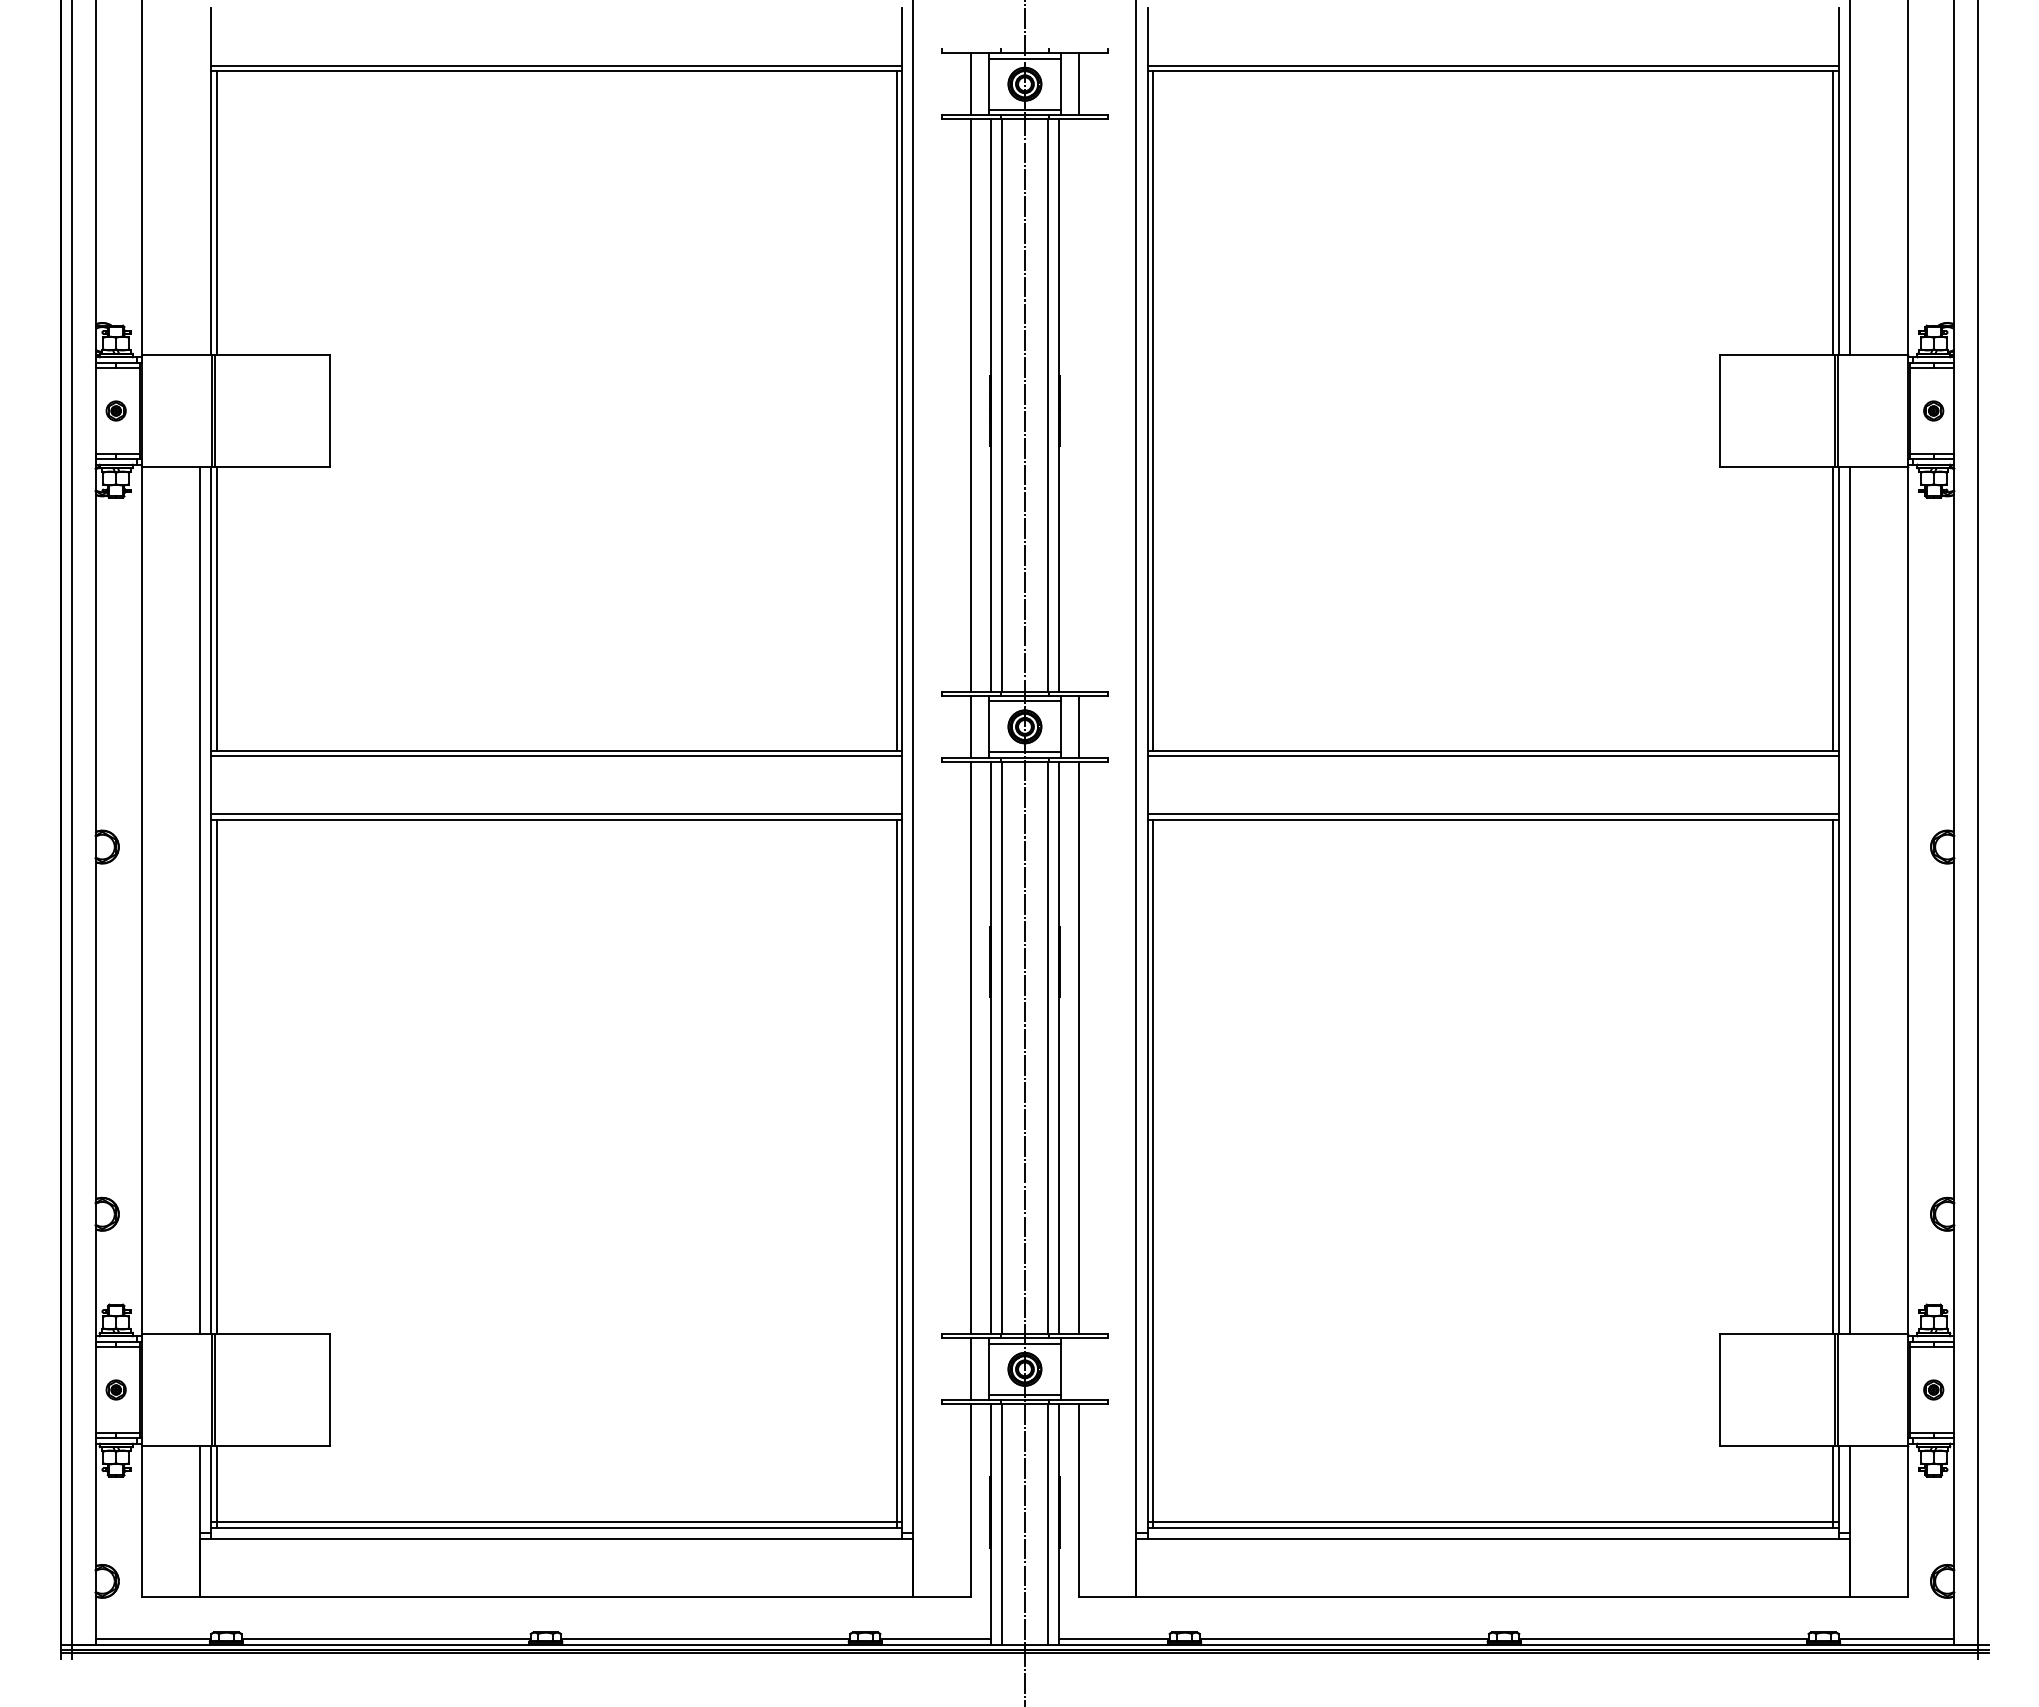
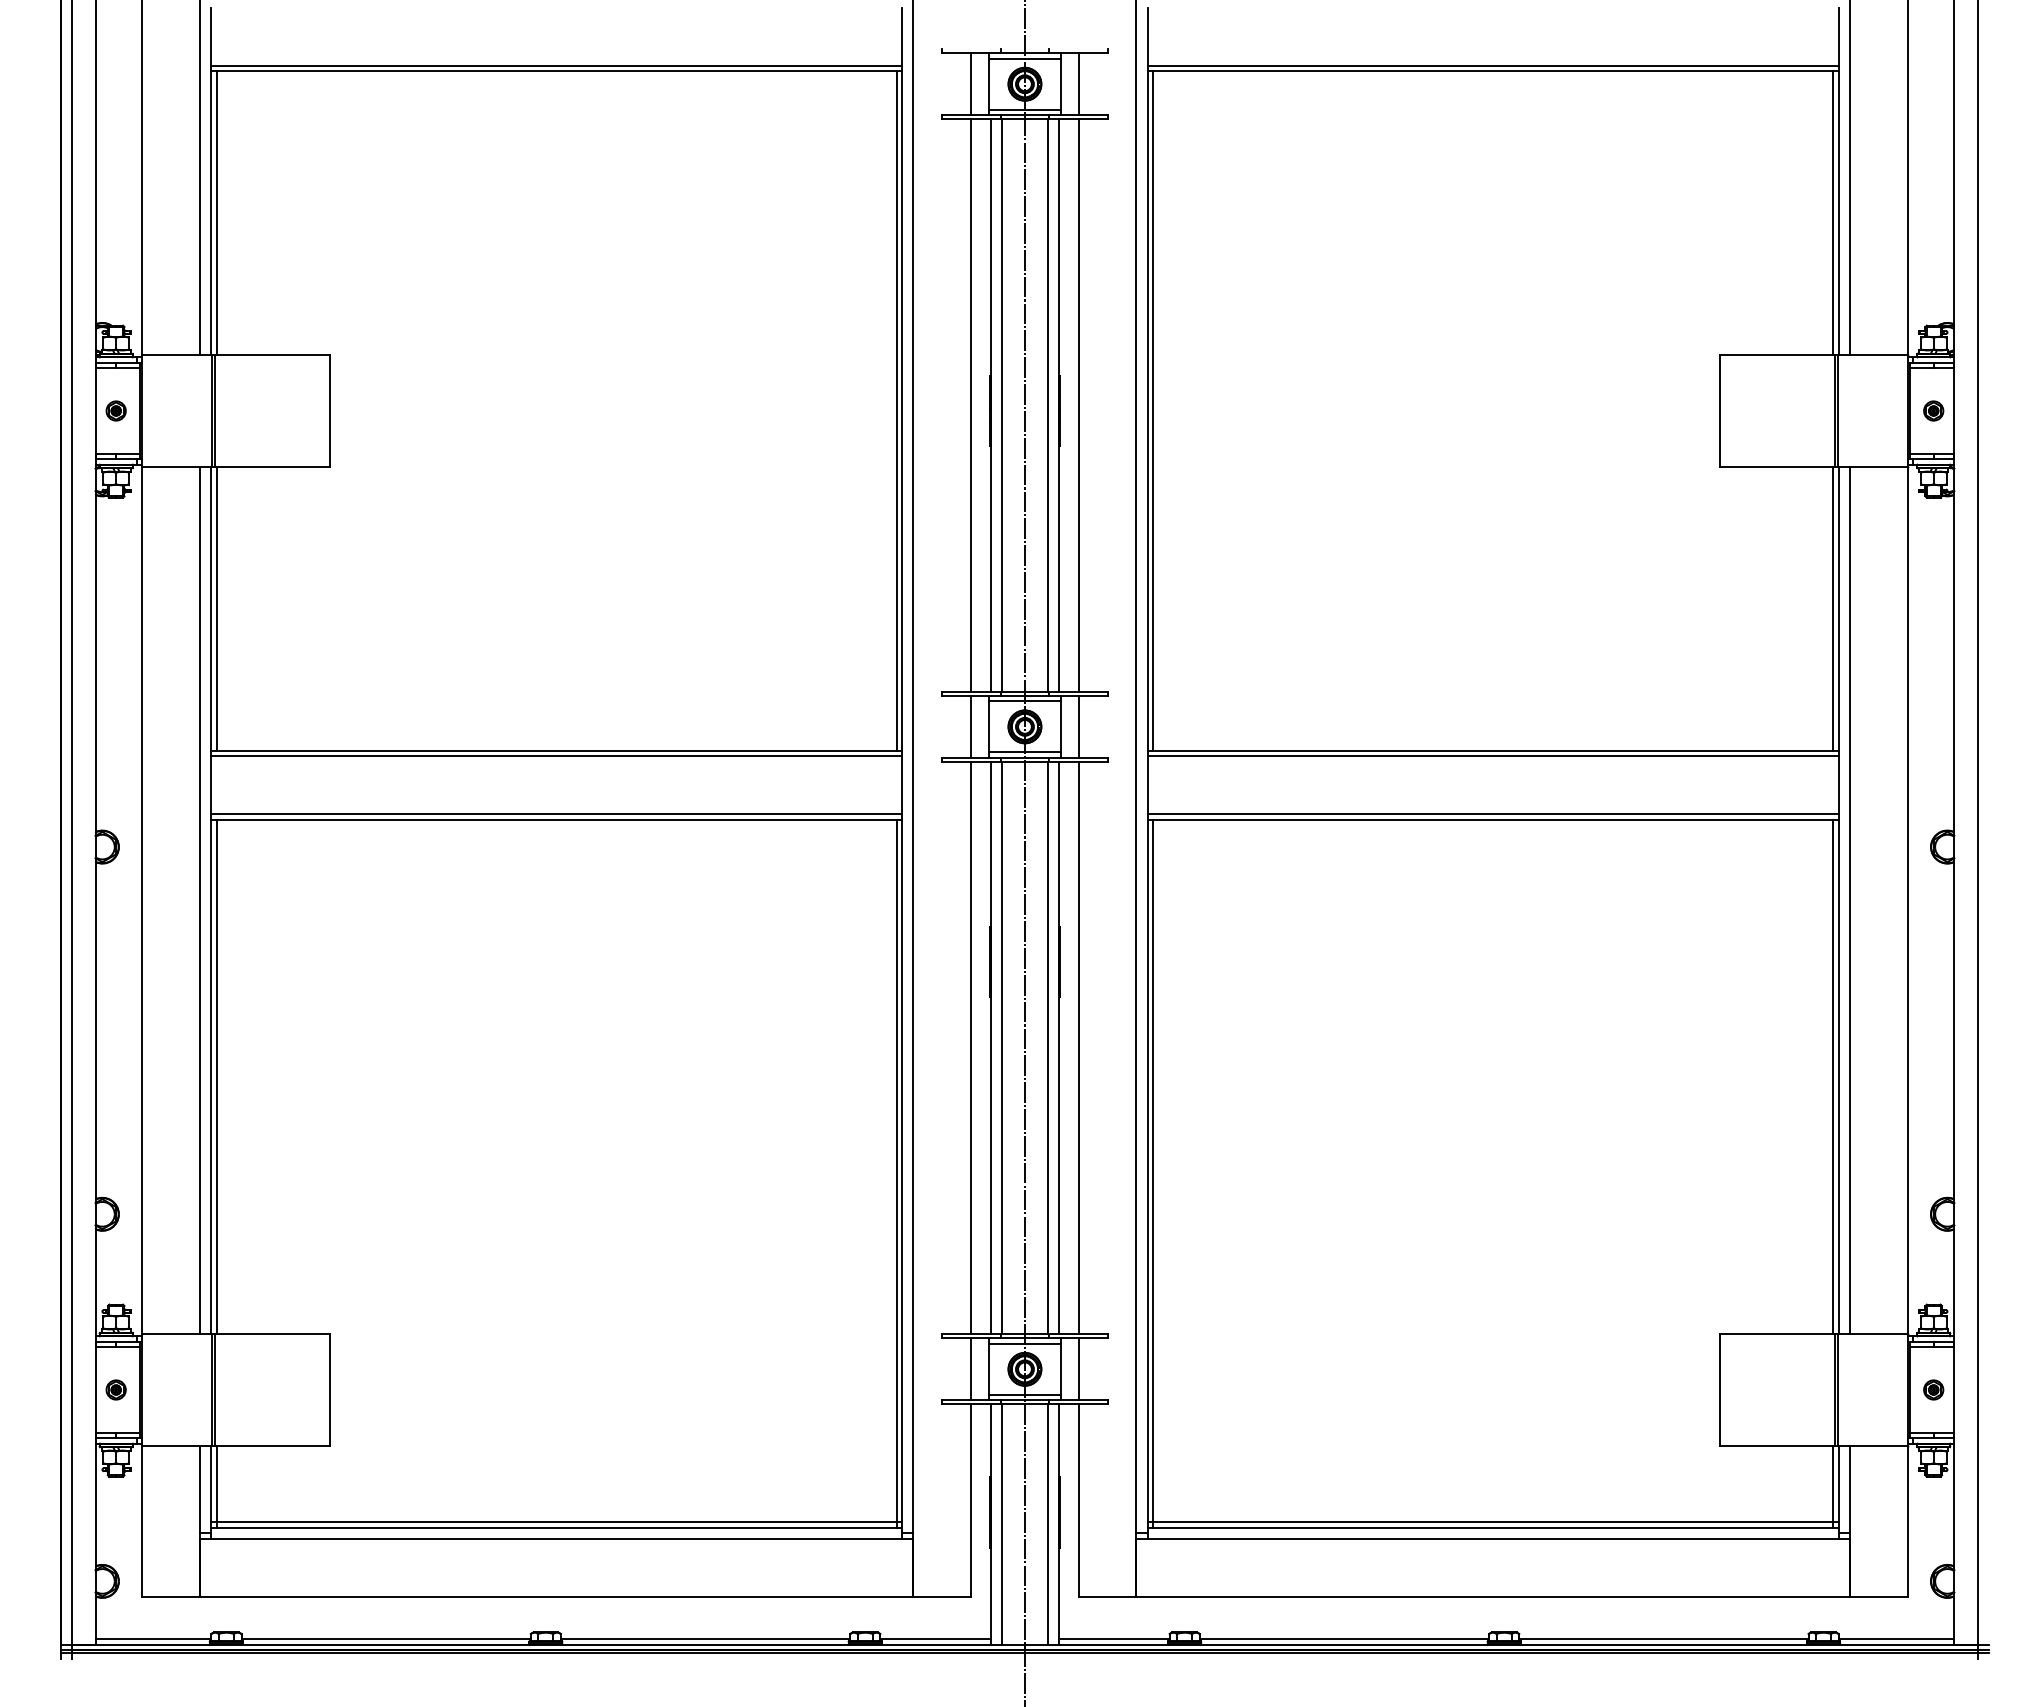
line: none -> present (200, 178)
line: none -> present (1078, 405)
line: none -> present (1078, 1369)
